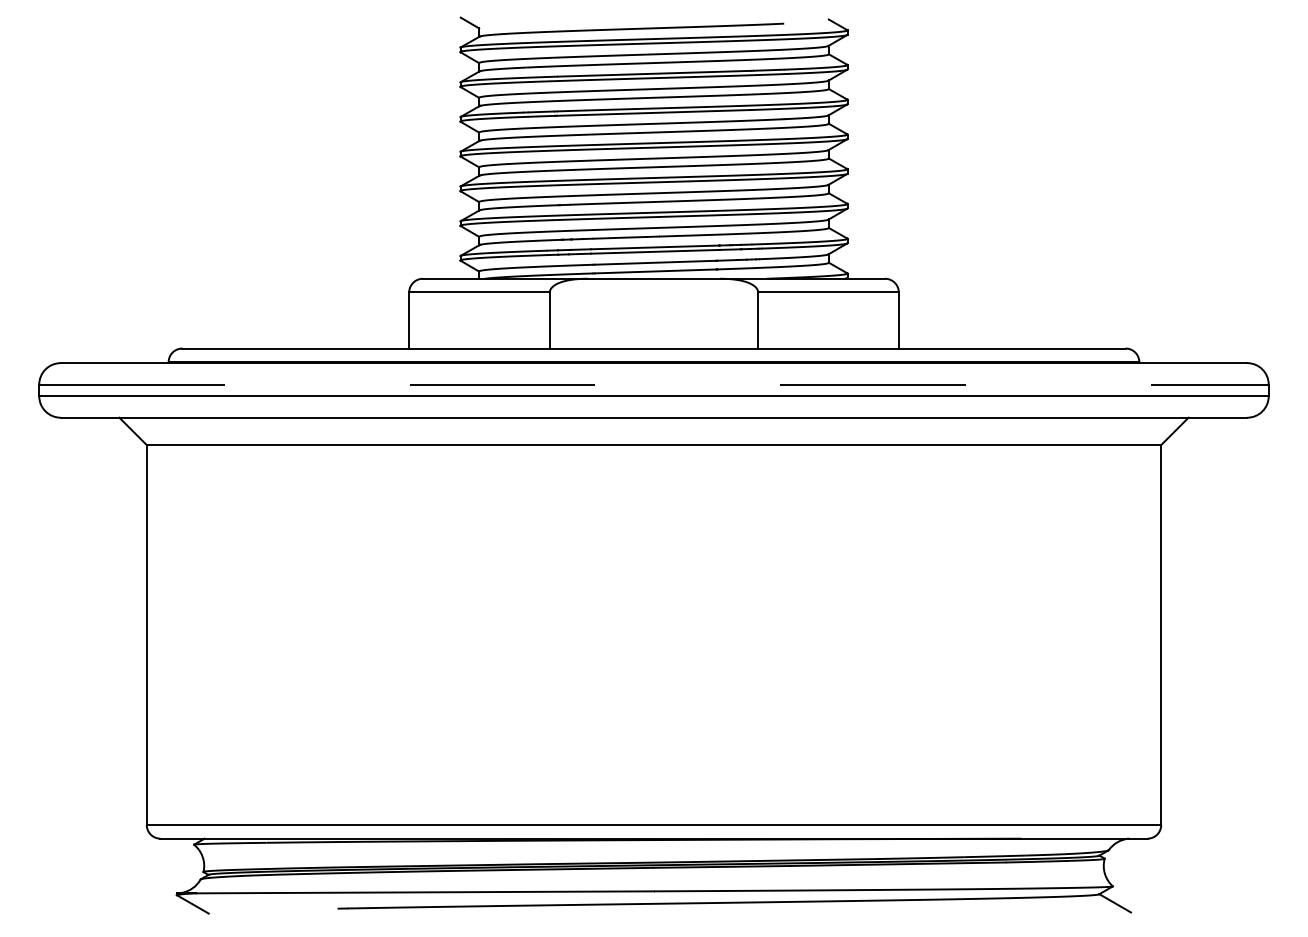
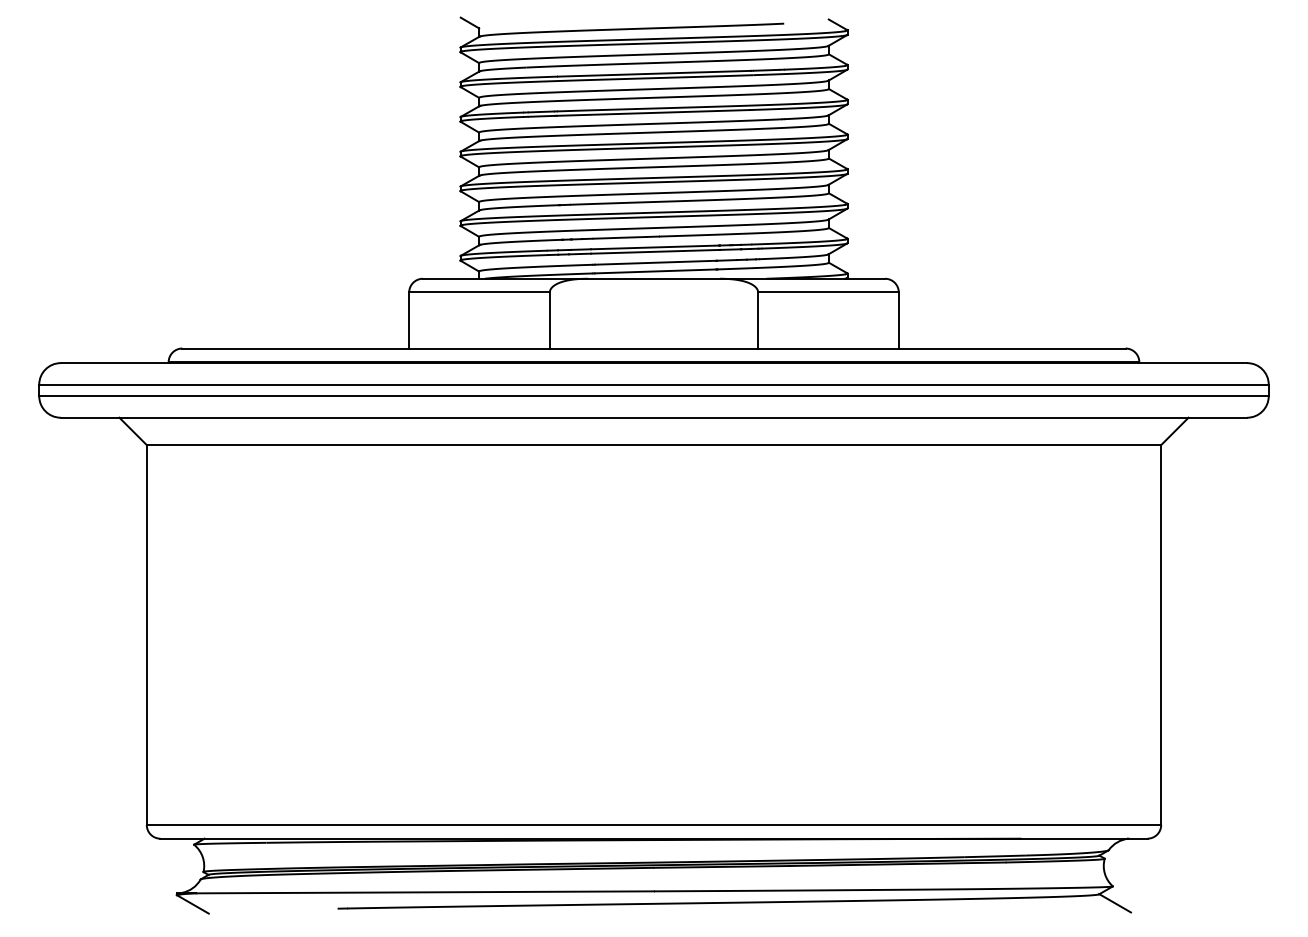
line: dashed -> solid (653, 384)
